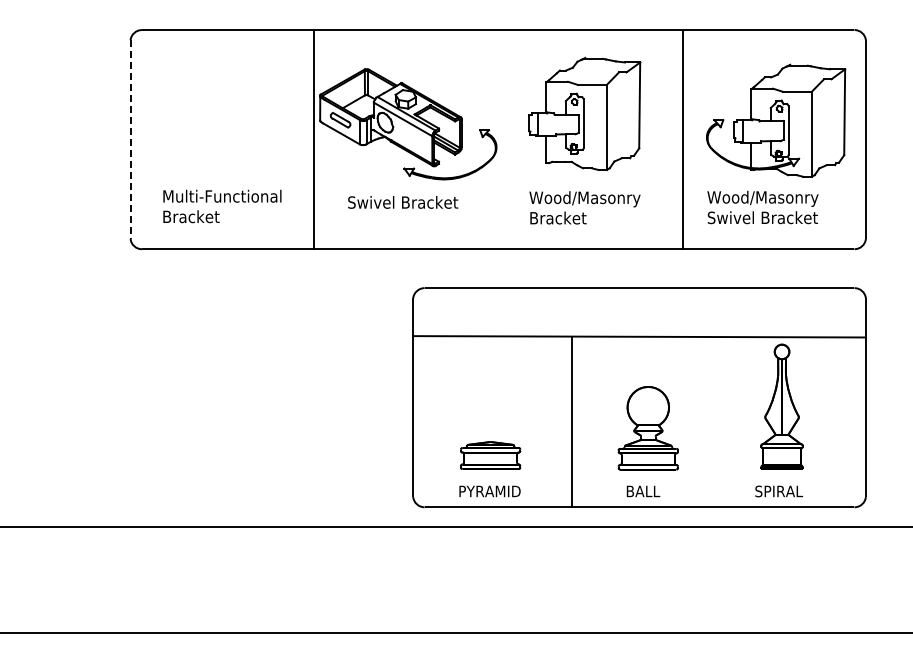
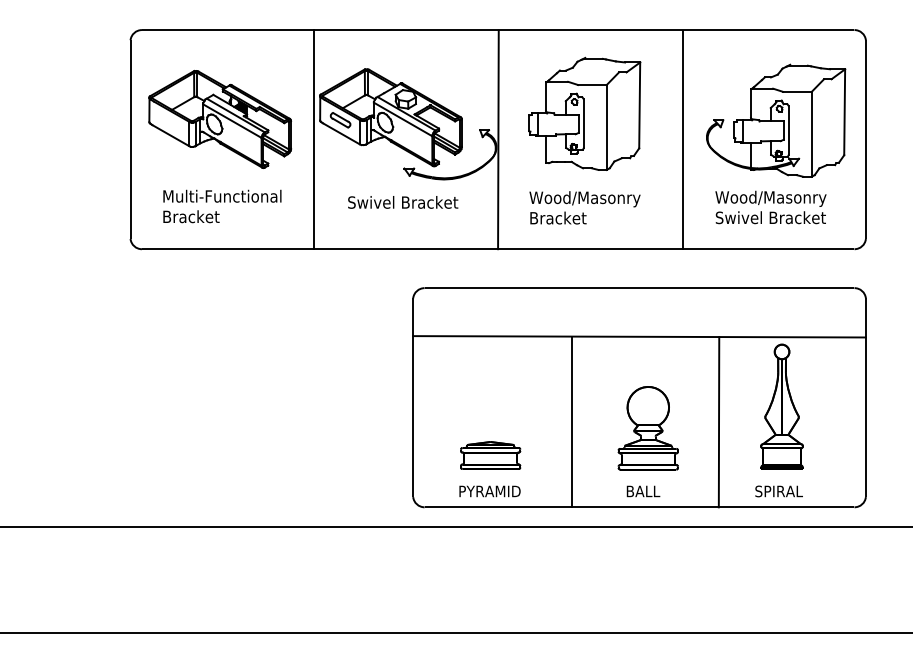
line: none -> present (498, 139)
line: dashed -> solid (130, 140)
part: none -> present (220, 146)
text position: (762, 207) -> (770, 207) (770, 207)
line: none -> present (718, 422)
